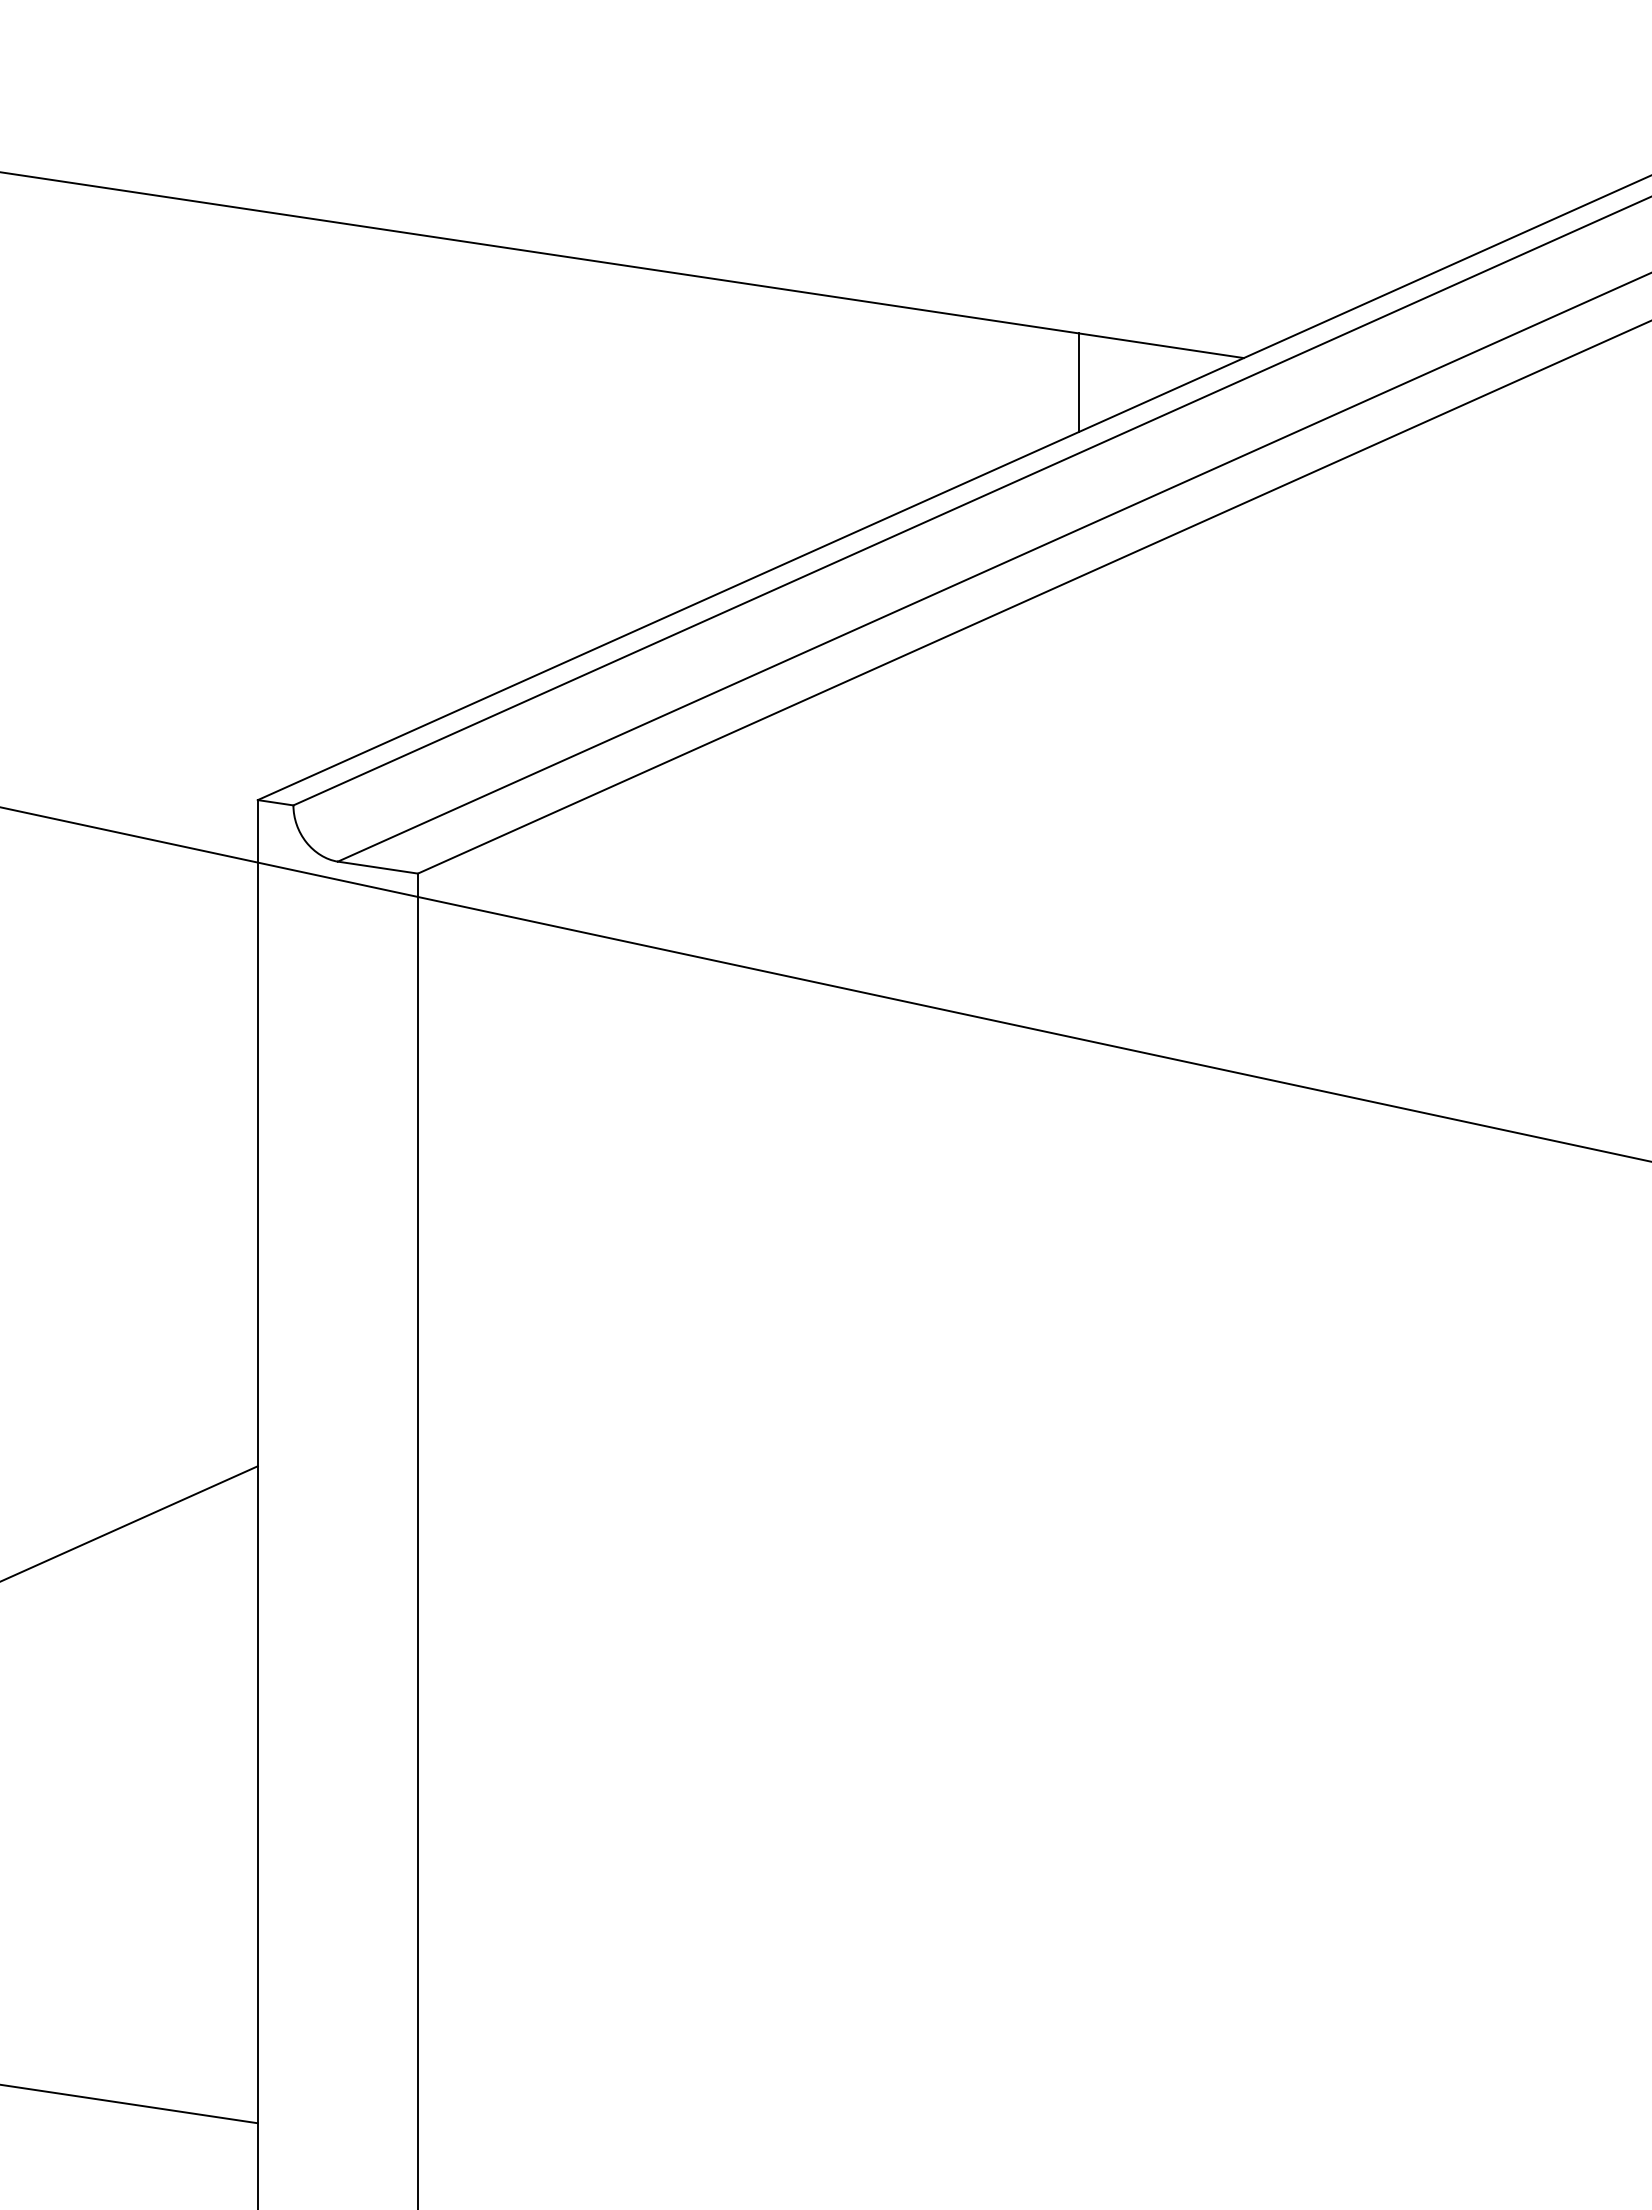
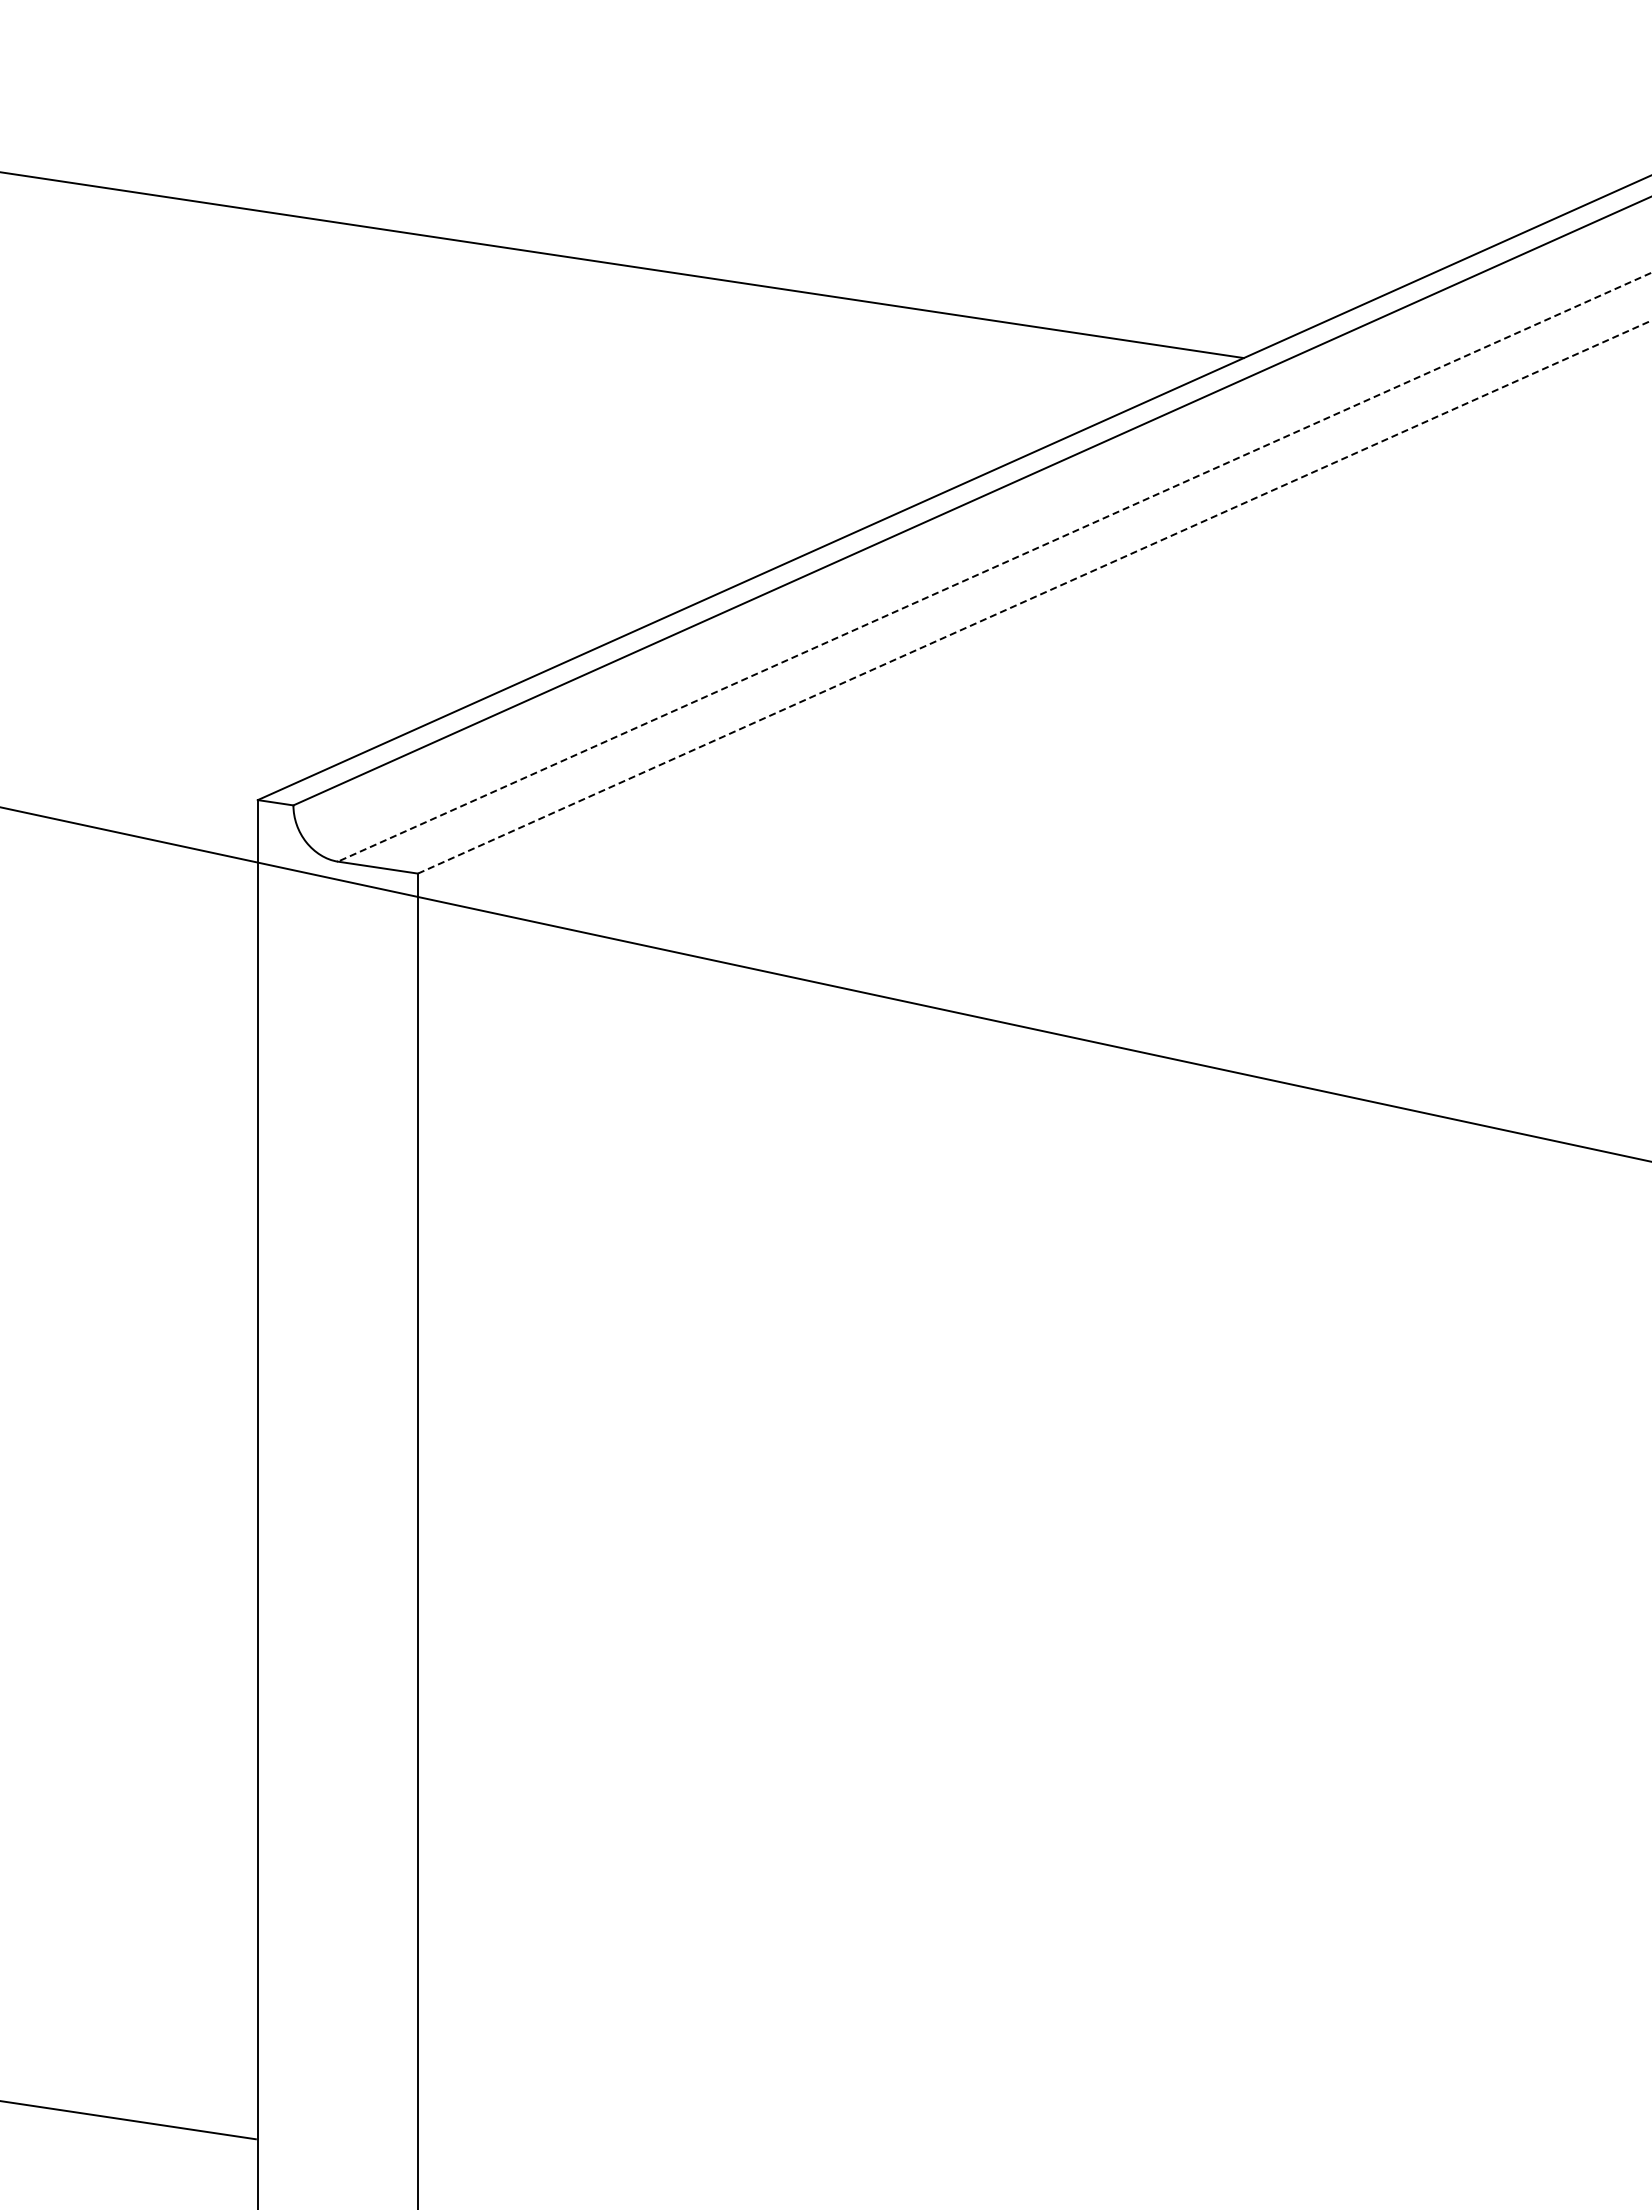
line: present -> none (1078, 382)
line: solid -> dashed (994, 567)
line: solid -> dashed (1035, 596)
line: present -> none (129, 1523)
line position: (129, 2104) -> (128, 2120) (128, 2120)
